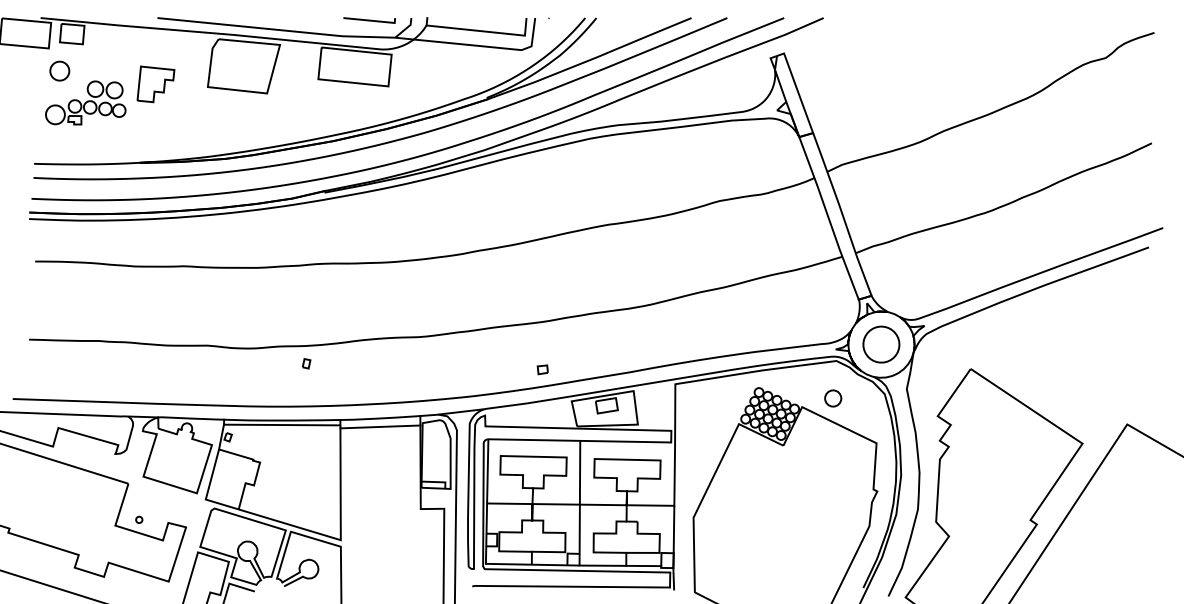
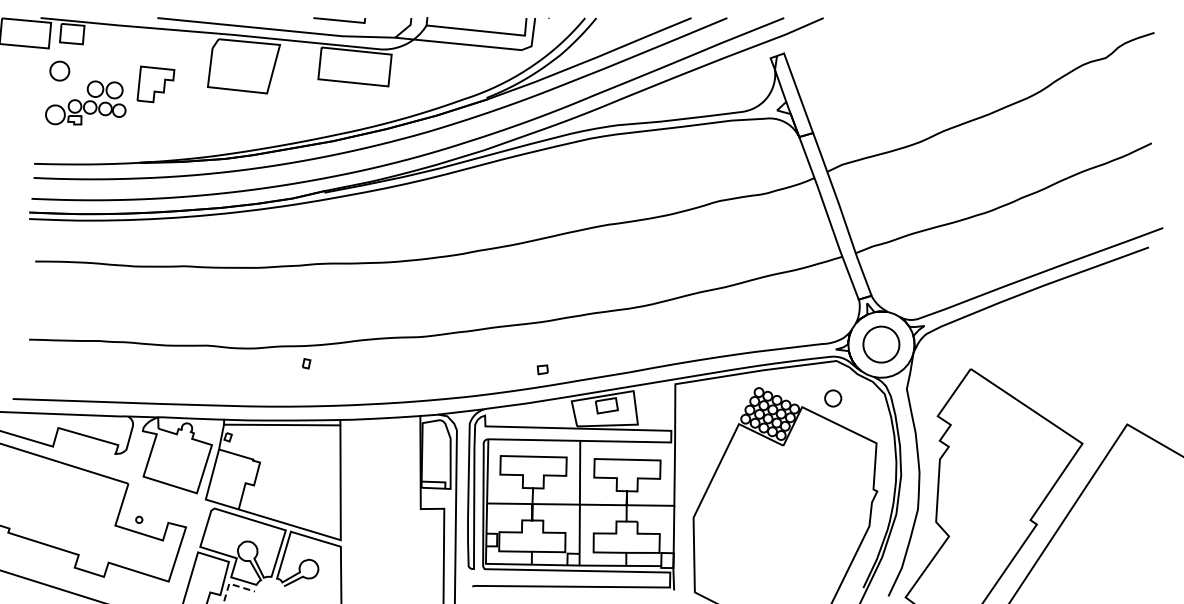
line position: (369, 20) -> (339, 20) (339, 20)
line: present -> none (380, 426)
line: solid -> dashed (232, 584)
